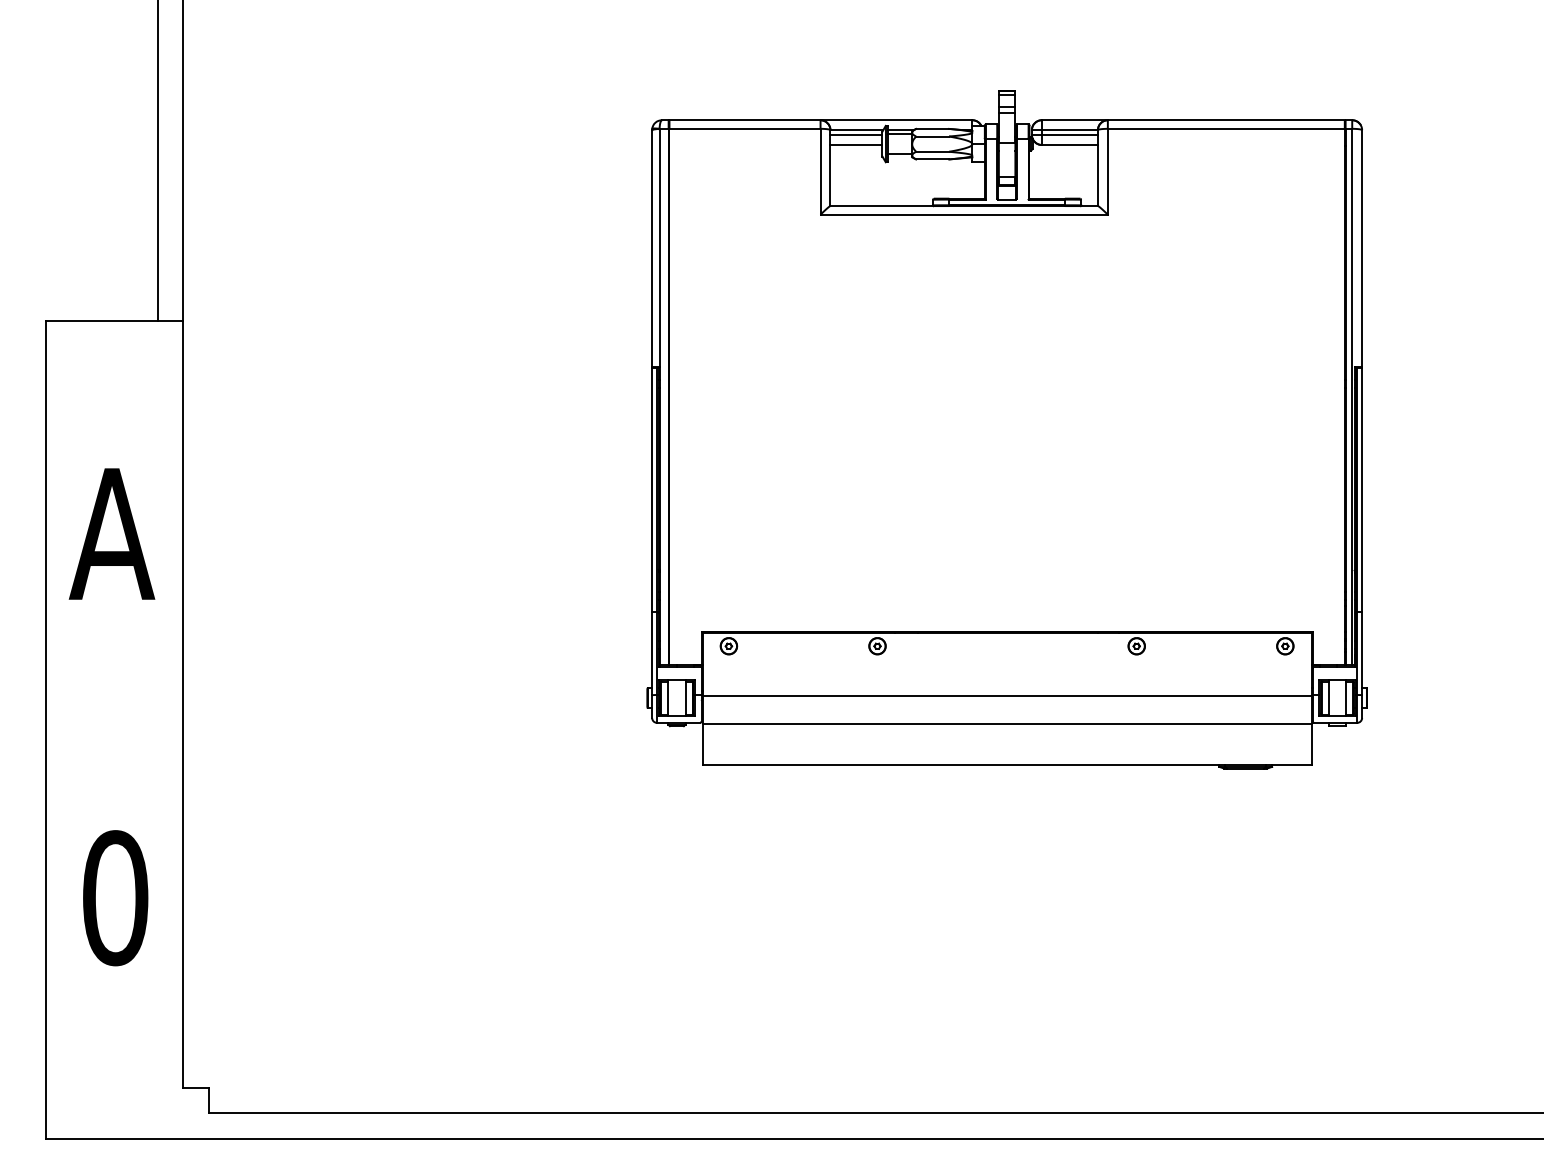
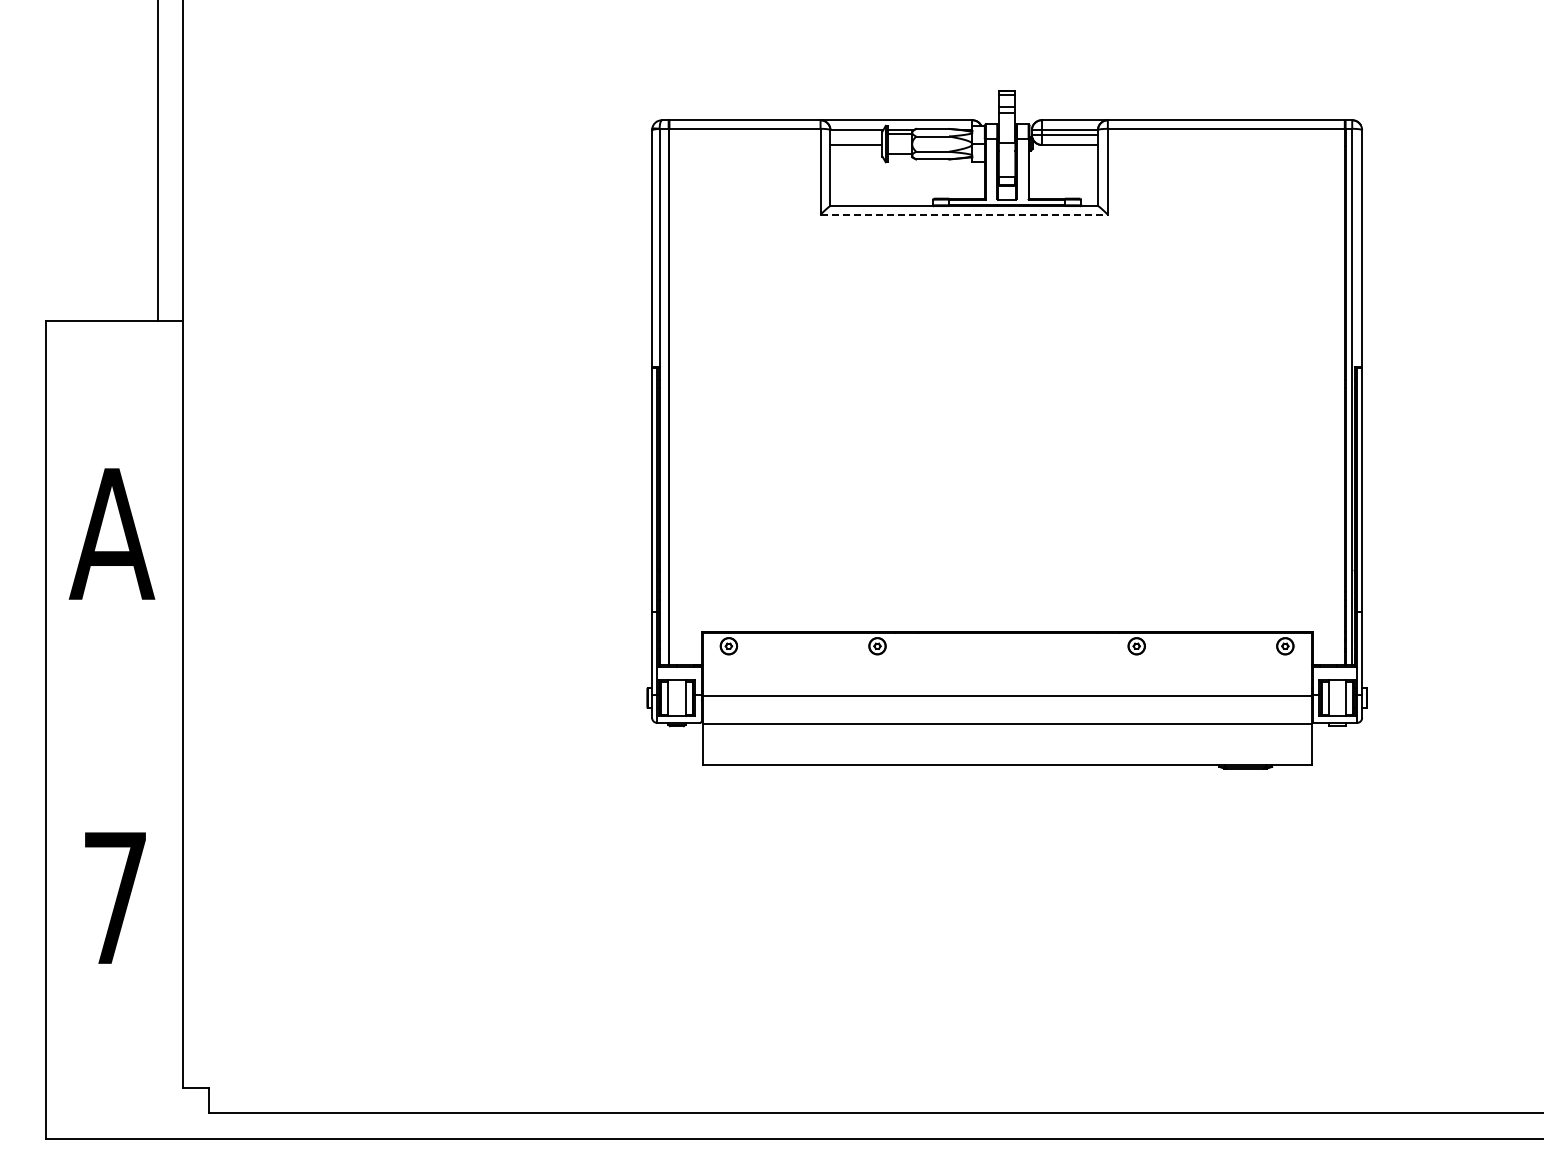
line: present -> none (856, 135)
line: solid -> dashed (964, 214)
text: 0 -> 7 (115, 898)
